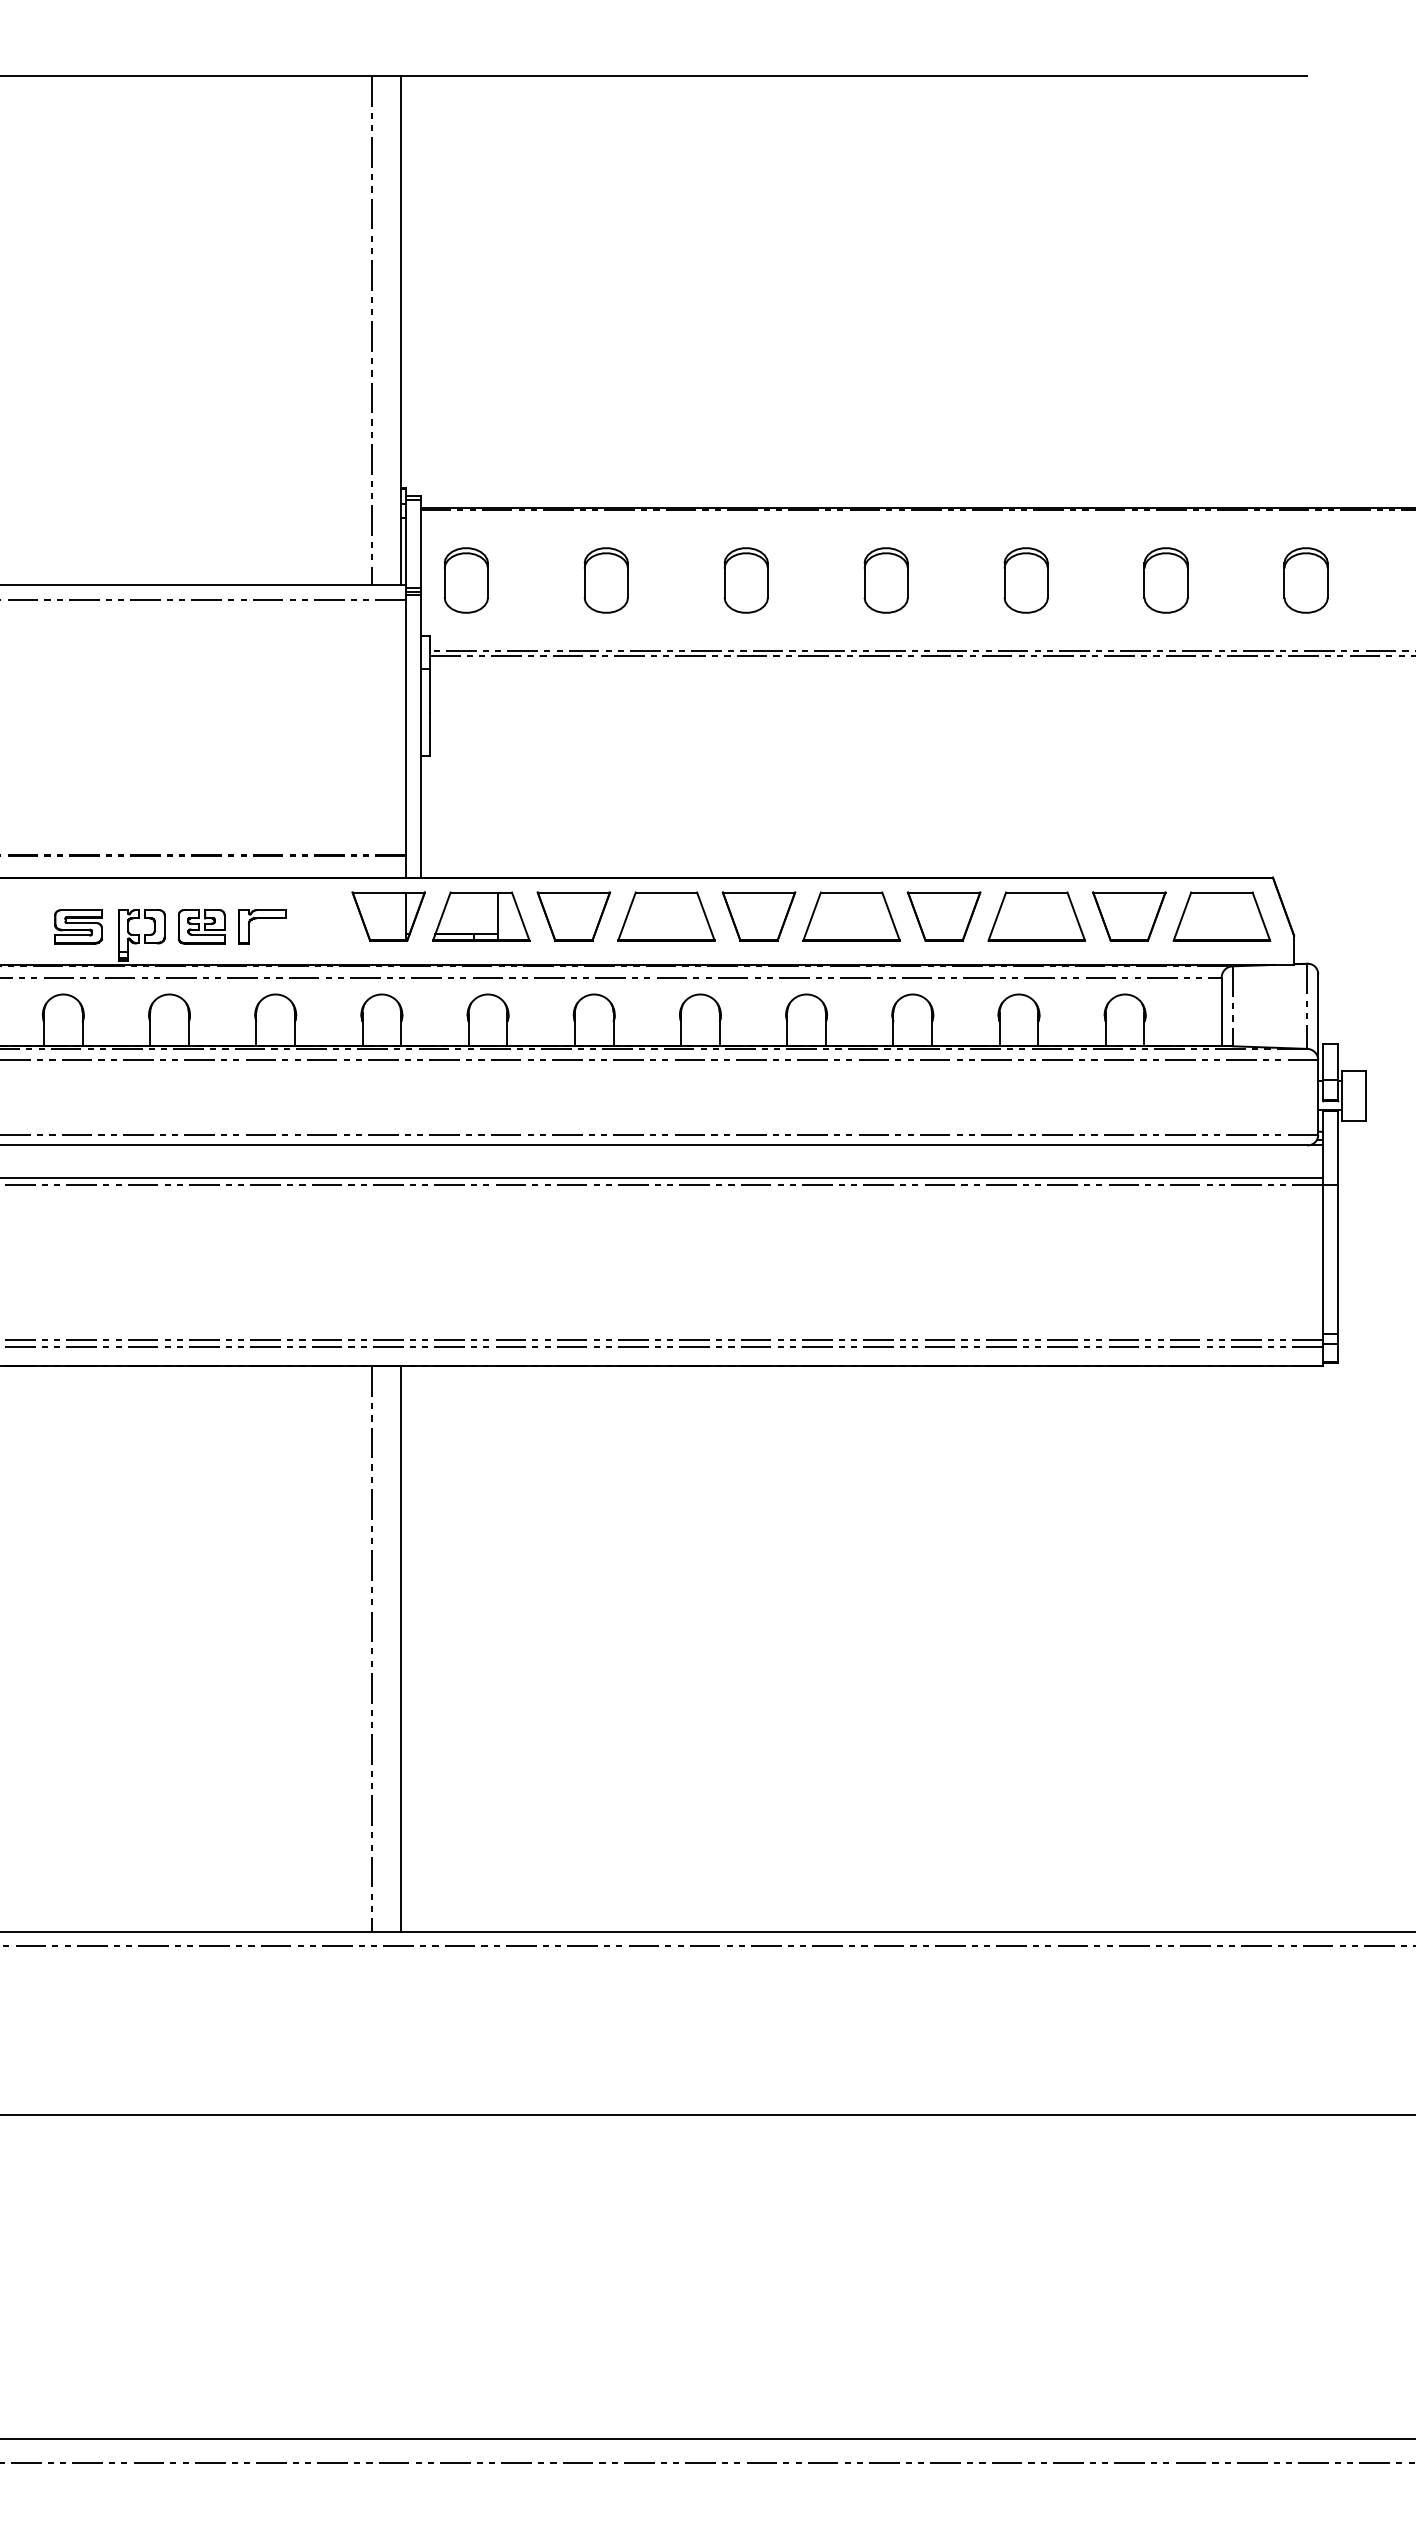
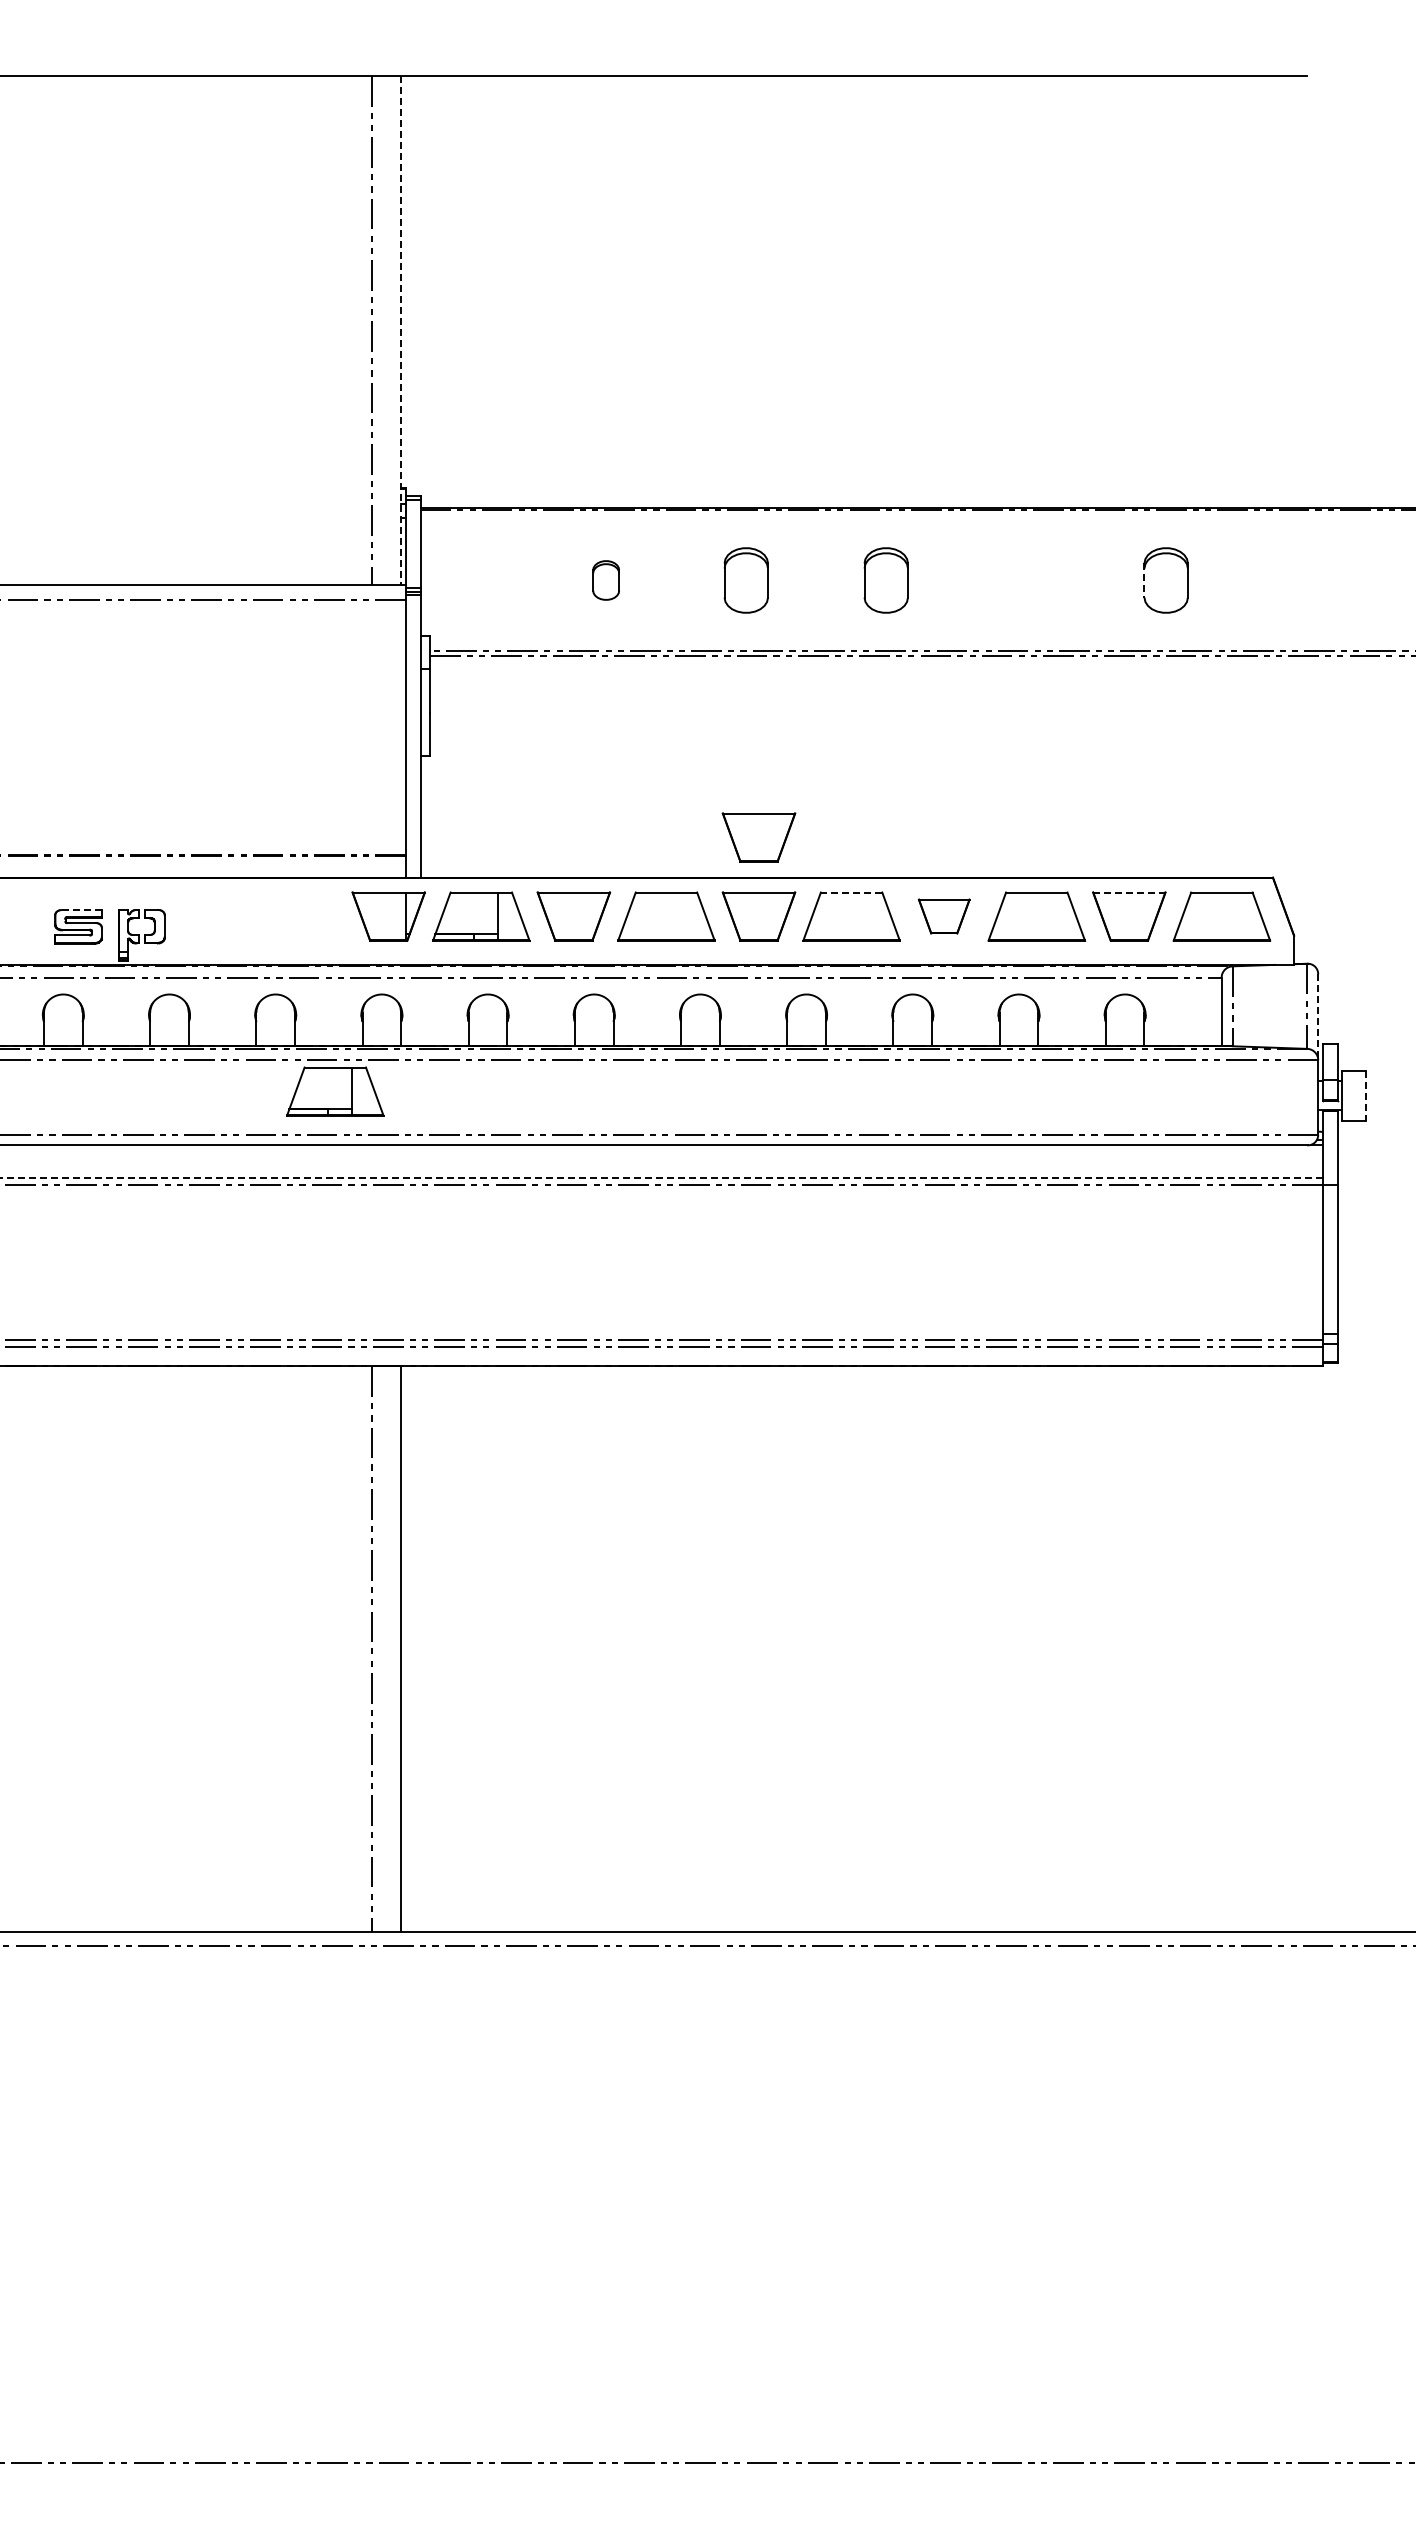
line: solid -> dashed (401, 331)
part: present -> none (465, 580)
part size: 46x67 px -> 28x41 px (605, 580)
part: present -> none (1025, 580)
line: solid -> dashed (1144, 580)
part: present -> none (1305, 580)
part: none -> present (758, 837)
line: solid -> dashed (851, 892)
line: solid -> dashed (1128, 892)
line: solid -> dashed (81, 910)
part size: 75x51 px -> 54x37 px (943, 916)
part: present -> none (262, 918)
part: present -> none (201, 926)
line: solid -> dashed (1318, 1017)
part: none -> present (335, 1091)
line: solid -> dashed (1366, 1096)
line: solid -> dashed (661, 1178)
line: present -> none (707, 2115)
line: present -> none (707, 2438)
